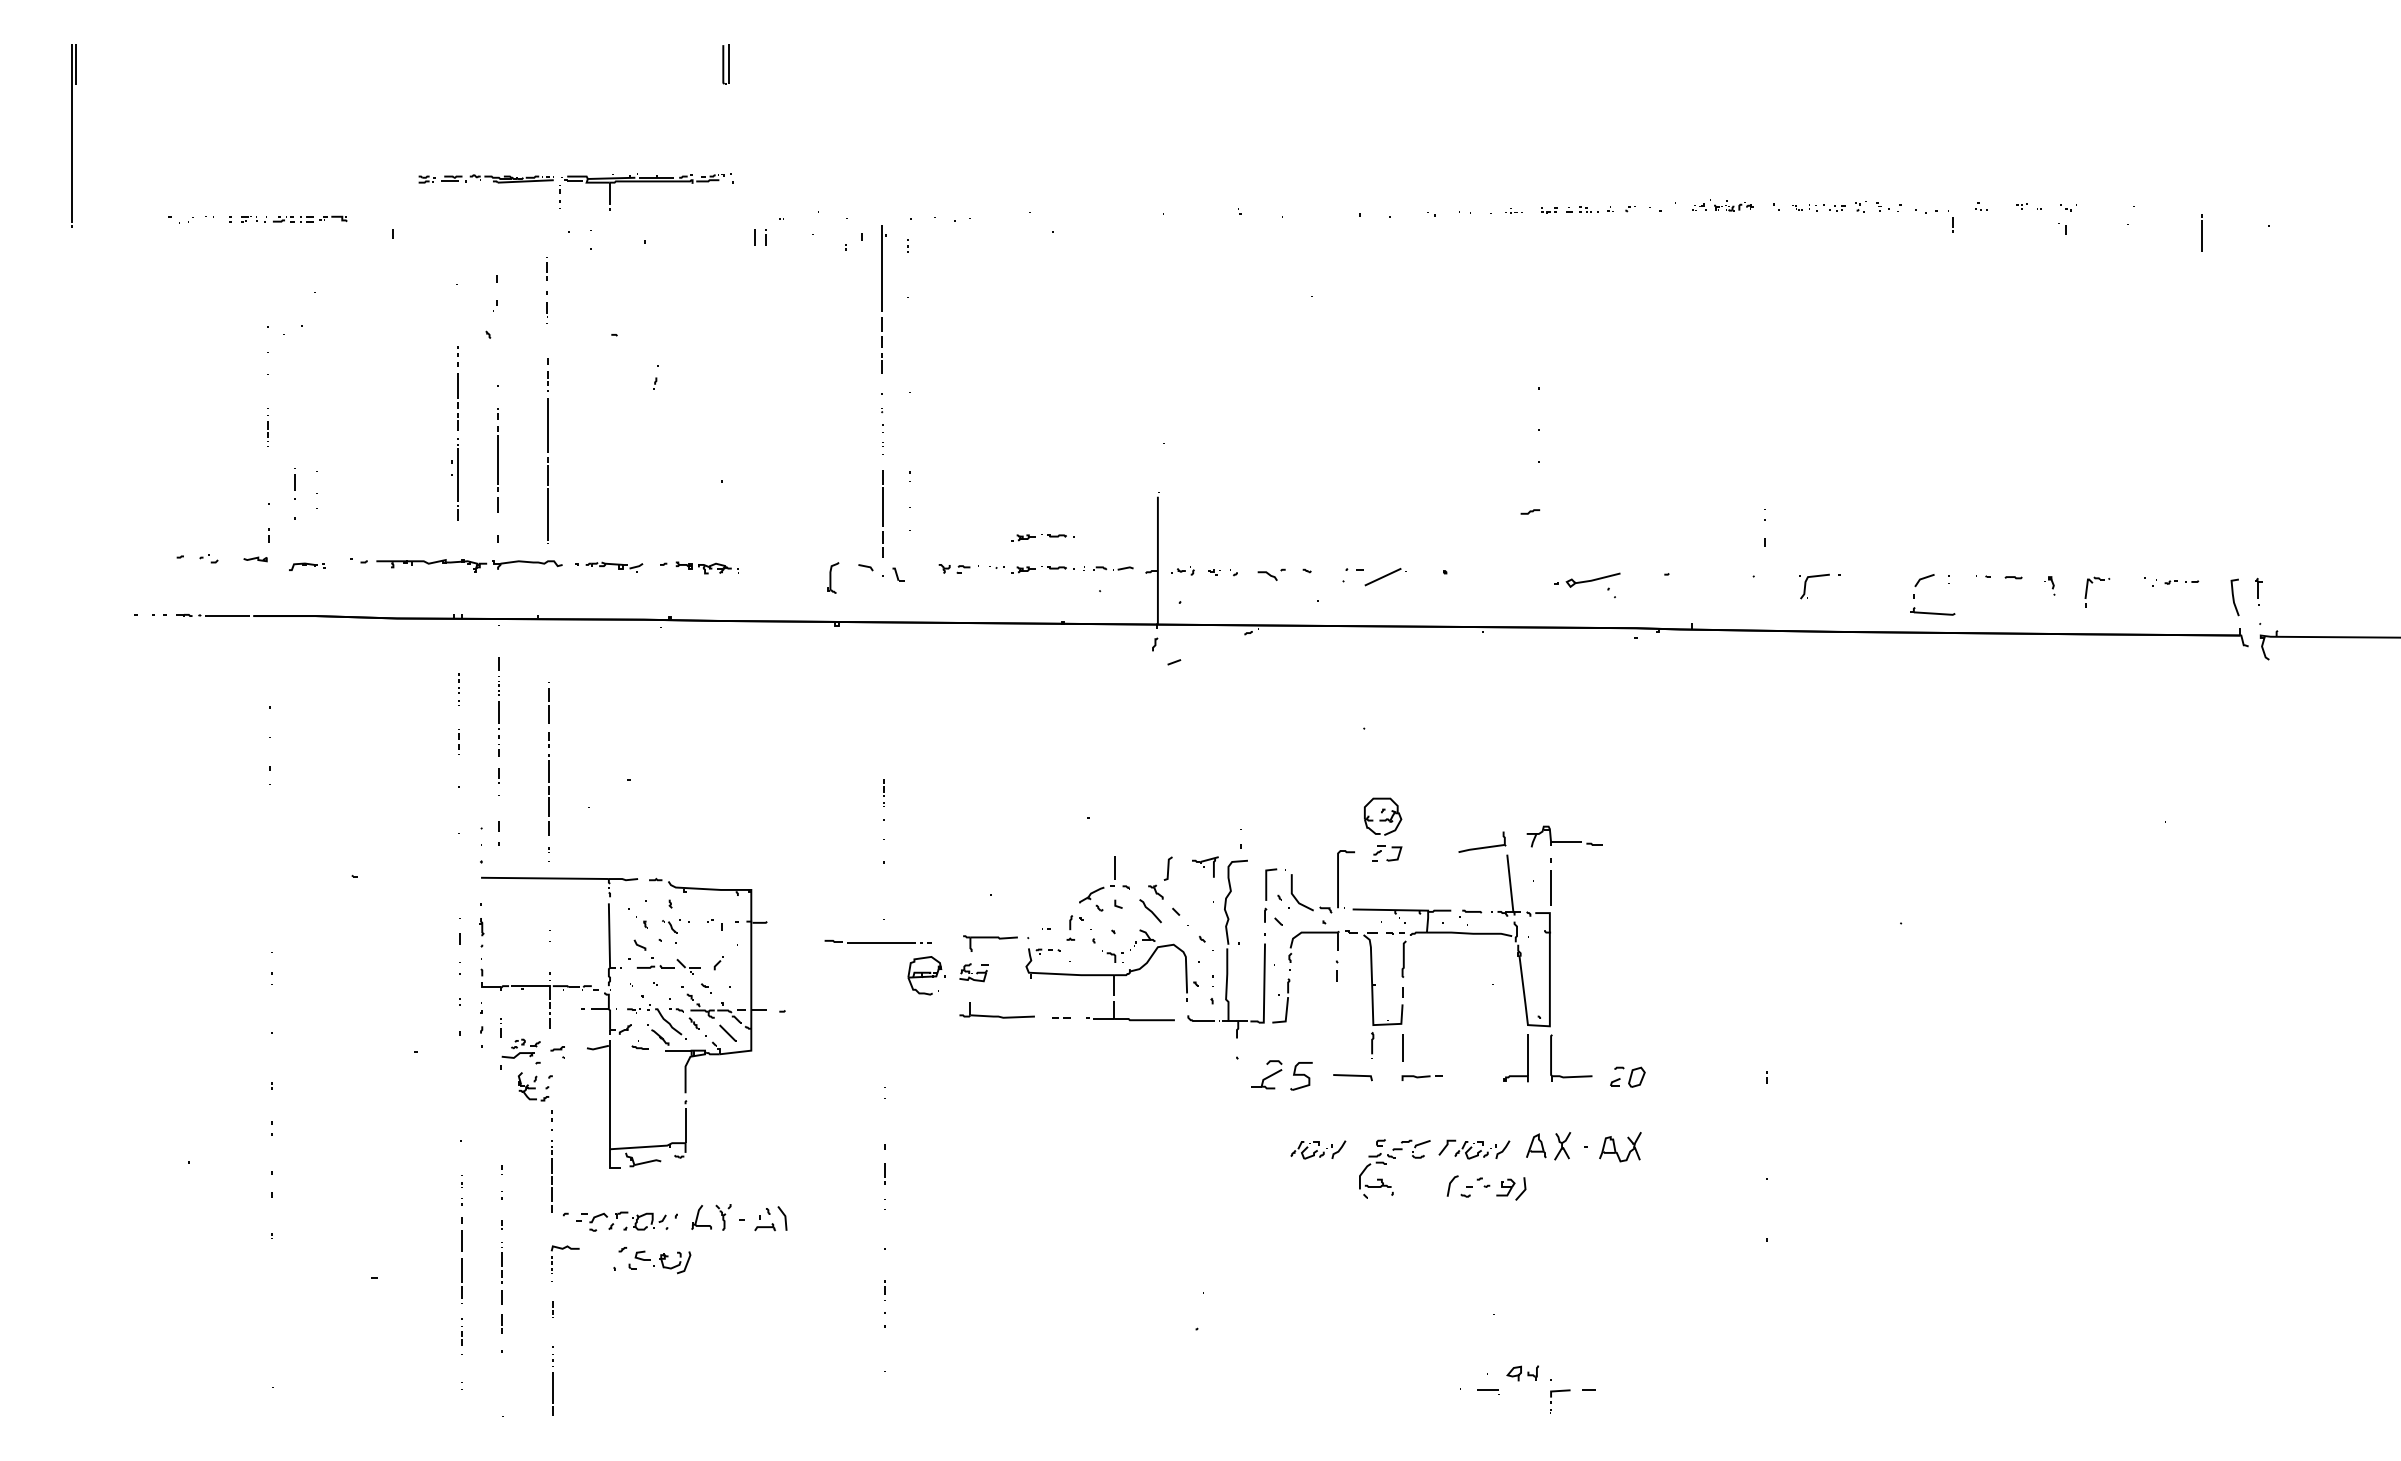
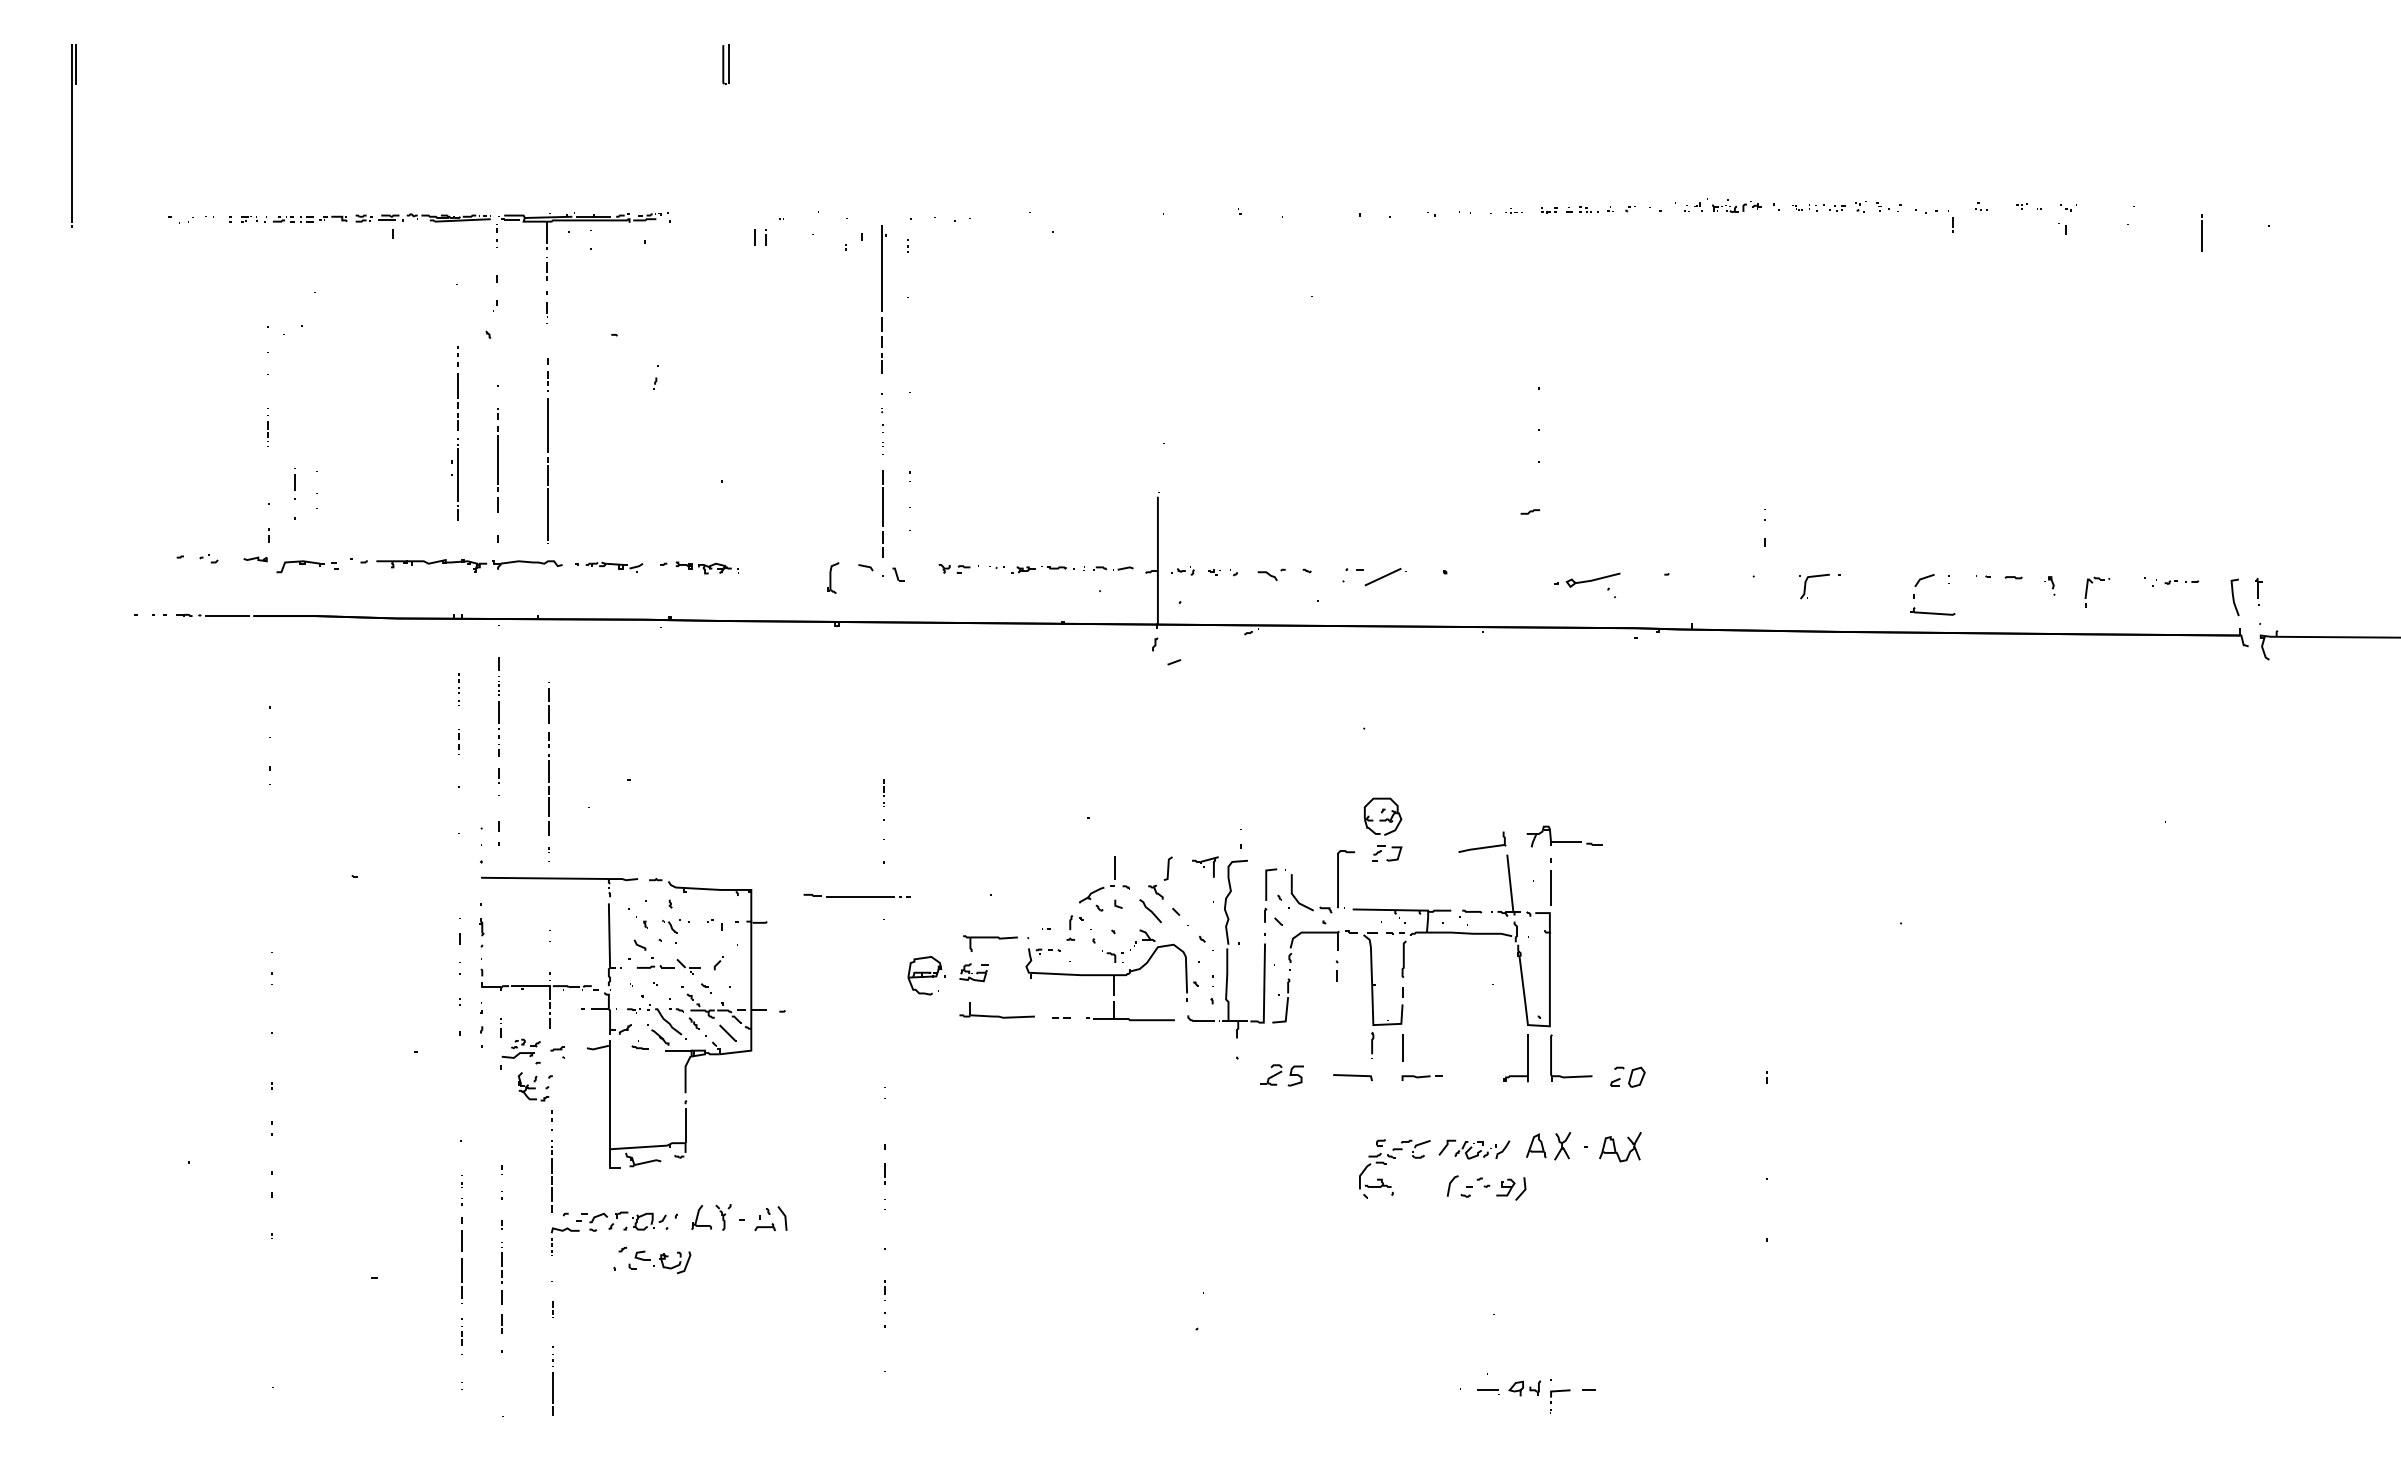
part position: (575, 181) -> (512, 220) (512, 220)
part size: 62x13 px -> 78x15 px (1722, 205)
part: present -> none (1042, 537)
part size: 37x9 px -> 63x14 px (307, 566)
part position: (877, 941) -> (856, 895) (856, 895)
part size: 62x31 px -> 44x23 px (1281, 1075)
part: present -> none (1318, 1149)
part position: (563, 1249) -> (563, 1231) (563, 1231)
part position: (1522, 1373) -> (1524, 1388) (1524, 1388)
